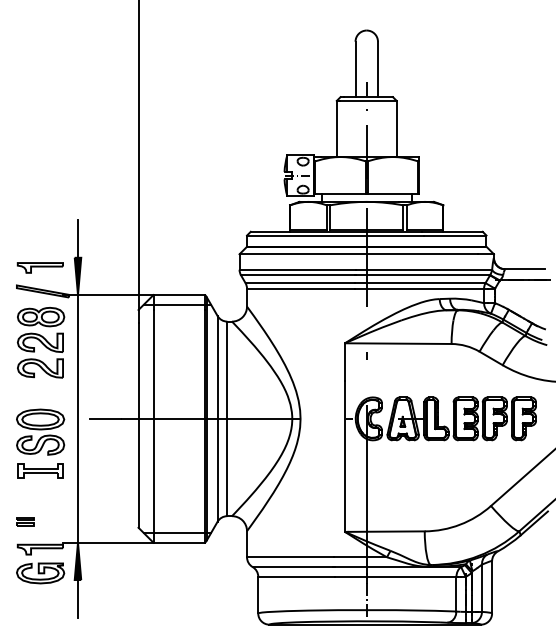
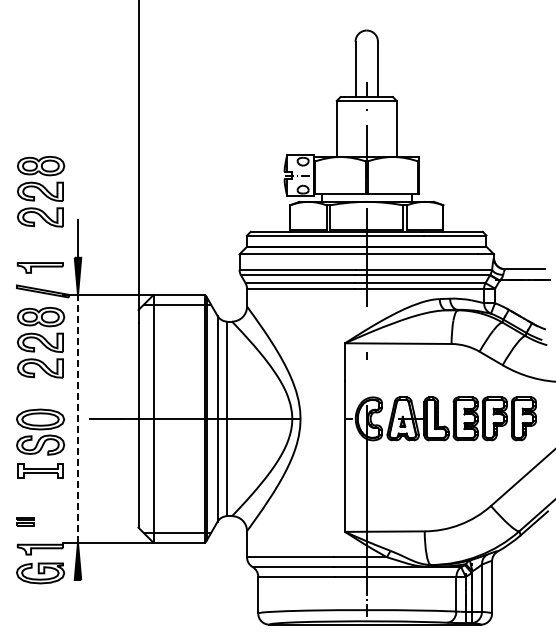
part: none -> present (41, 191)
line: solid -> dashed (78, 418)
line: present -> none (78, 598)
